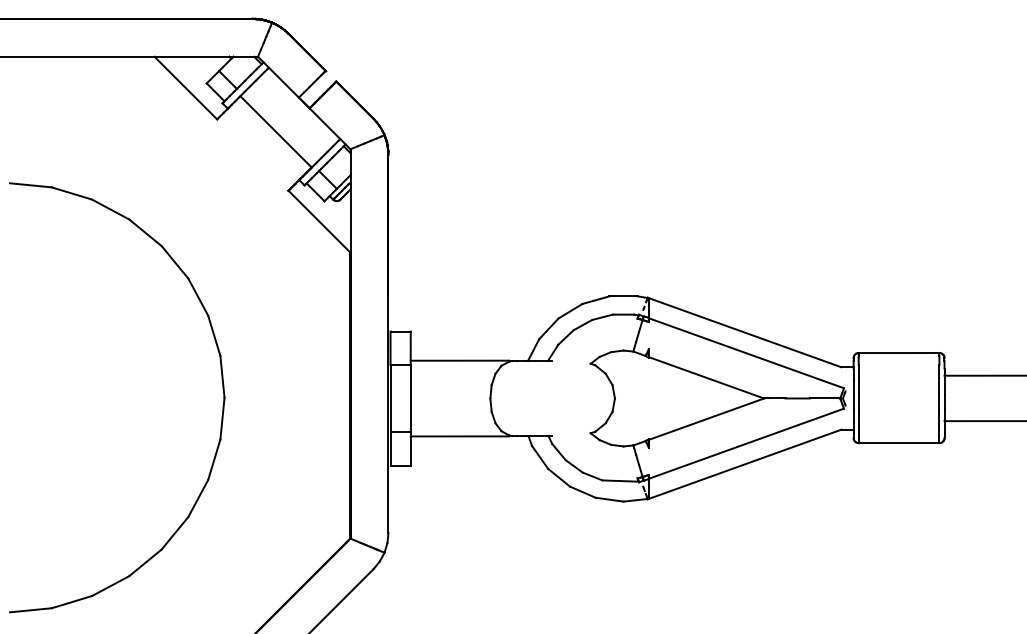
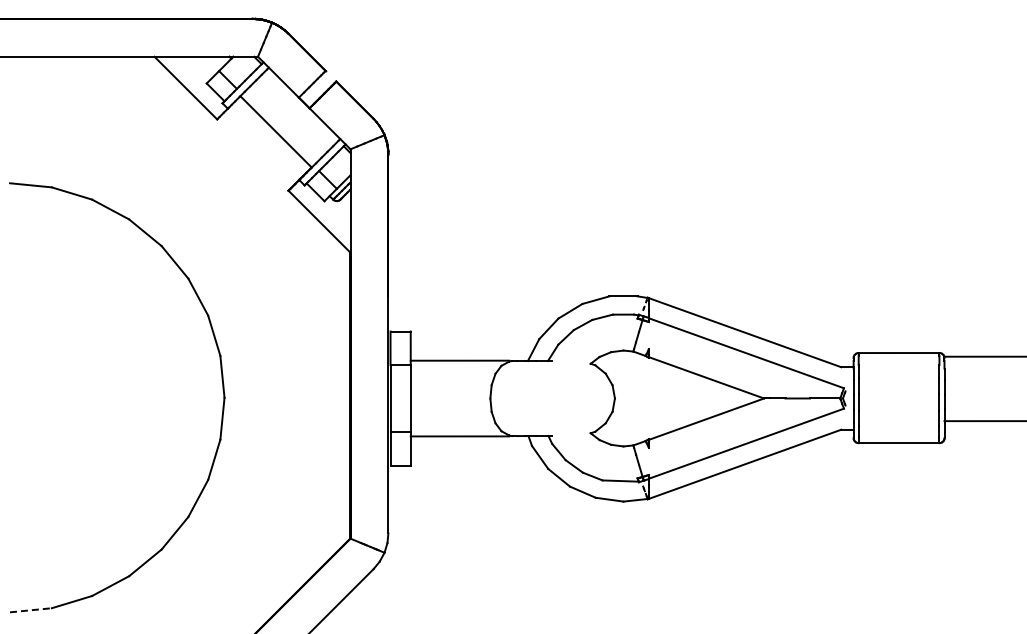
line position: (983, 375) -> (983, 356) (983, 356)
line: solid -> dashed (31, 610)
